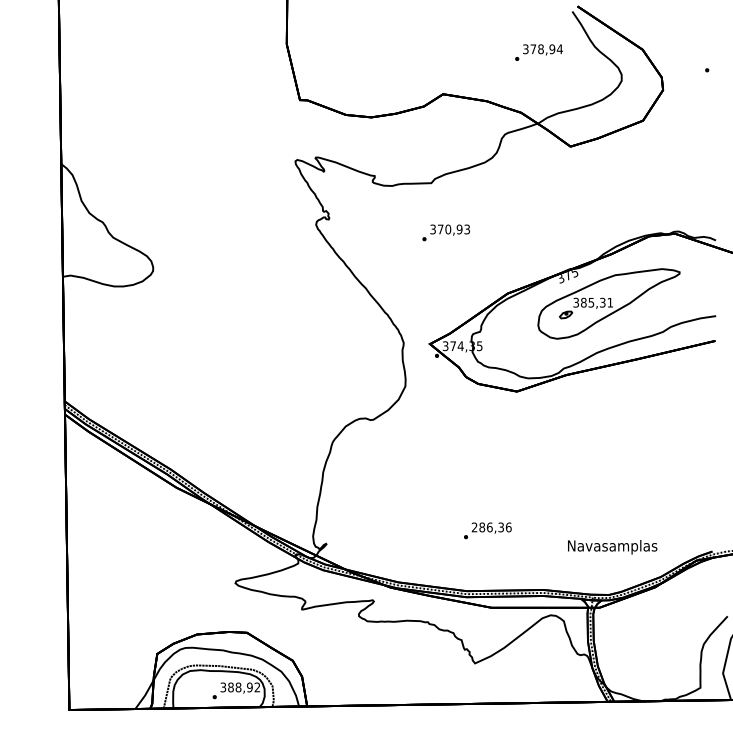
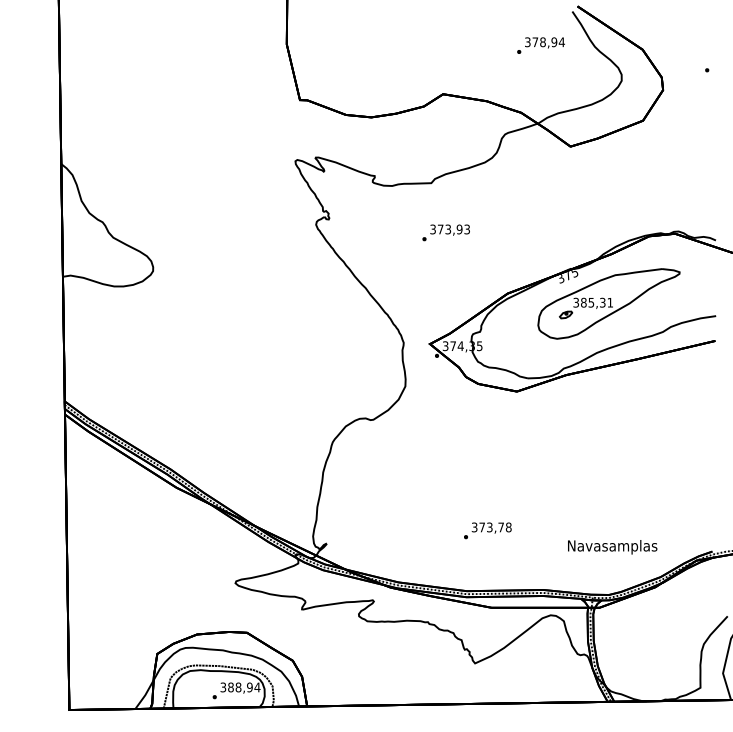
text position: (538, 52) -> (540, 45) (540, 45)
text: 370,93 -> 373,93 (448, 229)
text: 286,36 -> 373,78 (491, 527)
text: 388,92 -> 388,94 (257, 687)
